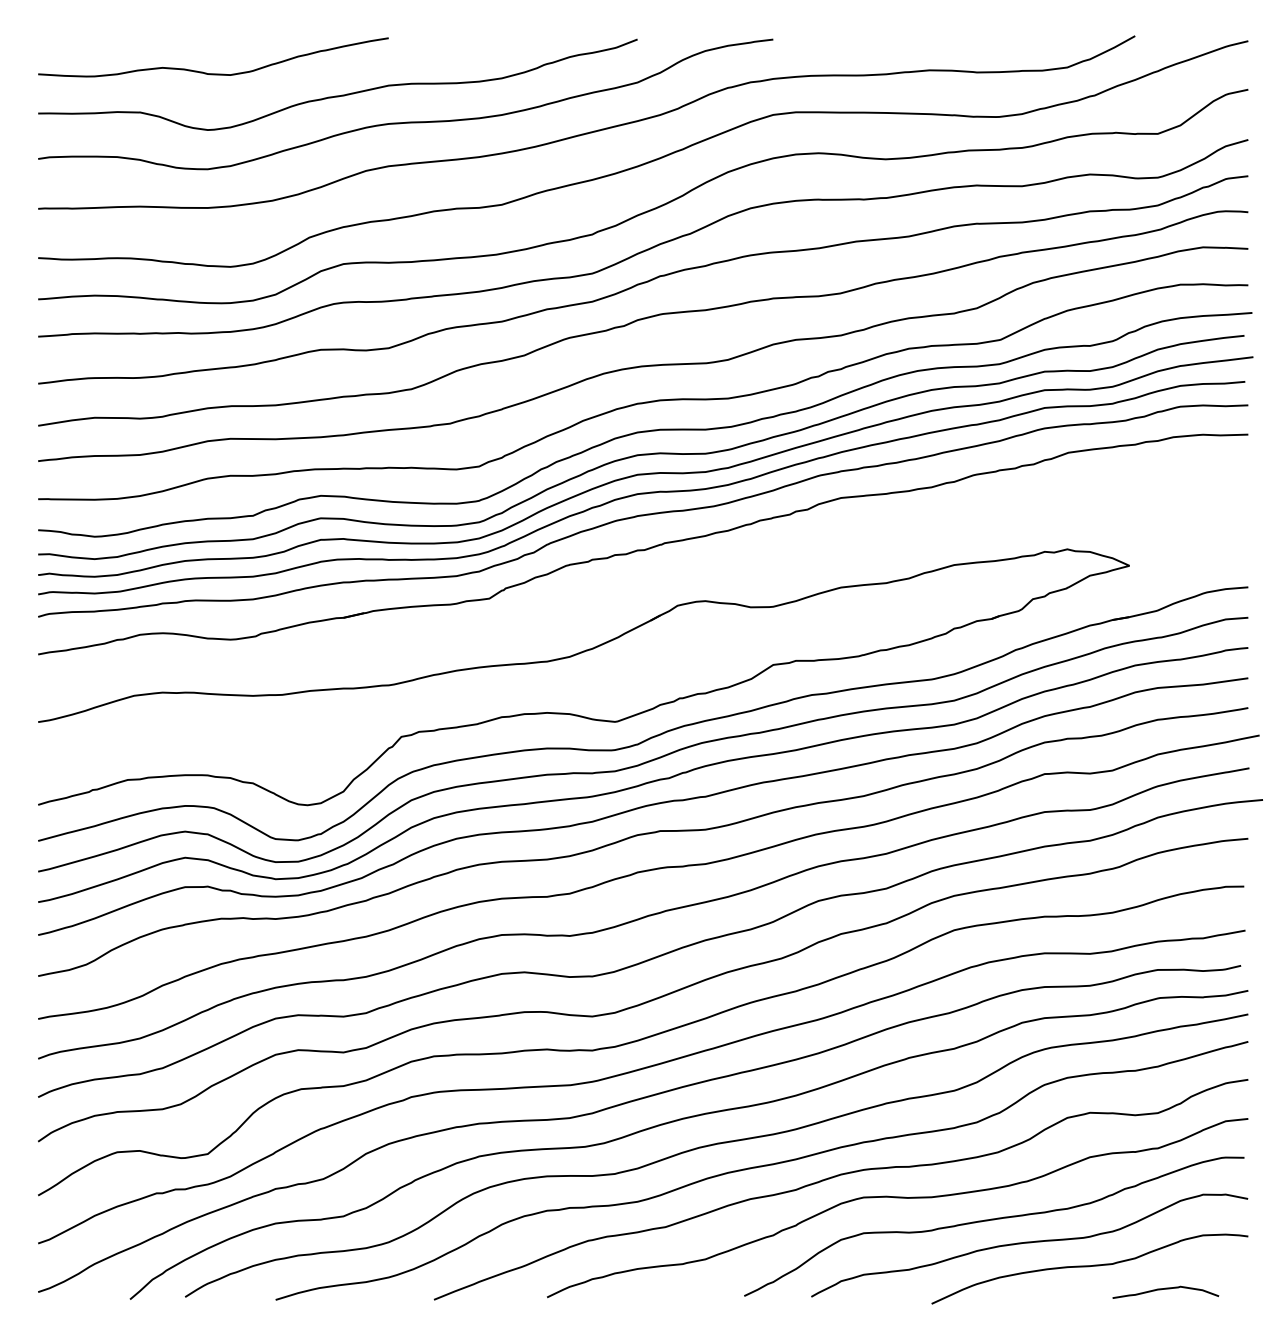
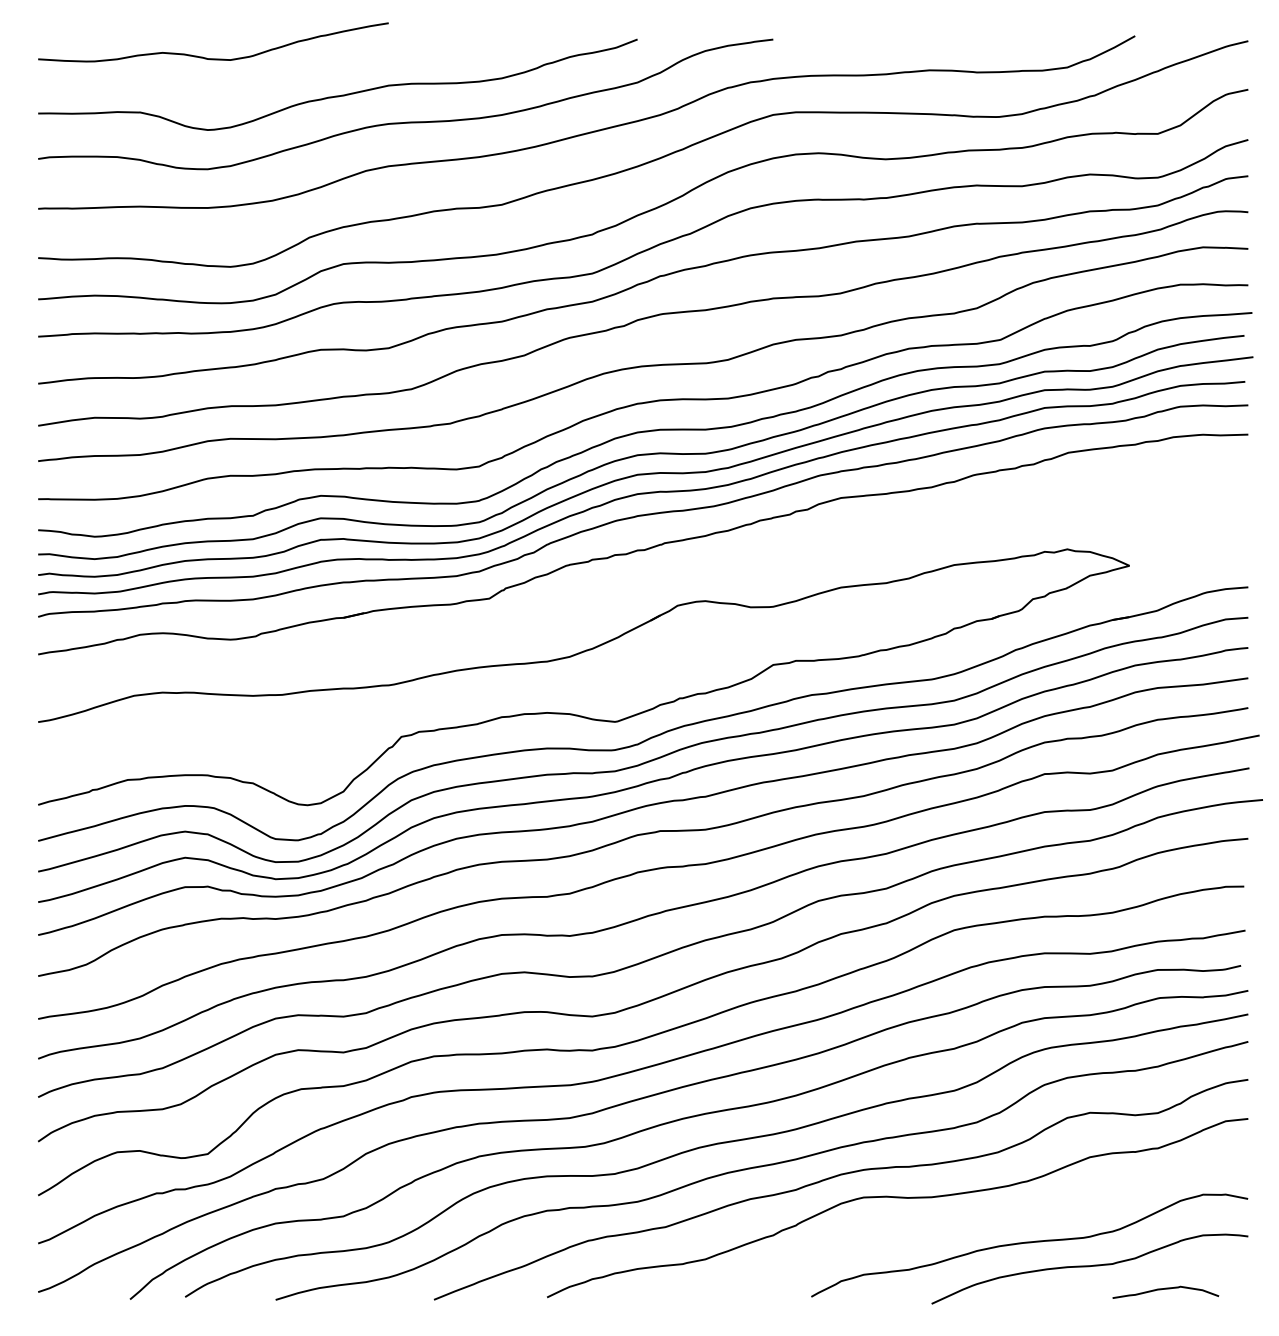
curve position: (213, 73) -> (213, 58) (213, 58)
curve: present -> none (994, 1220)
